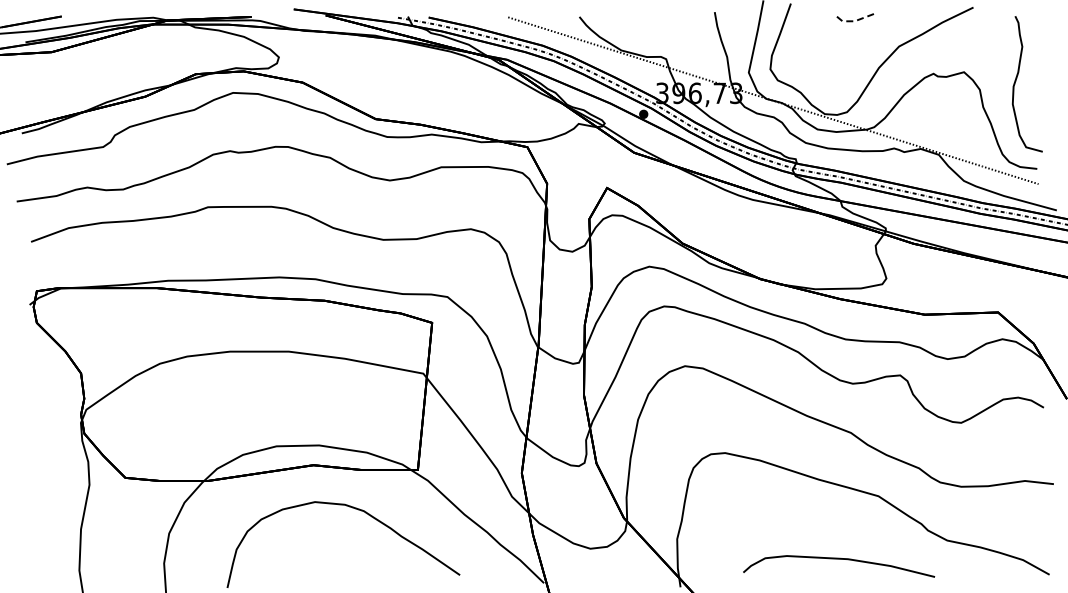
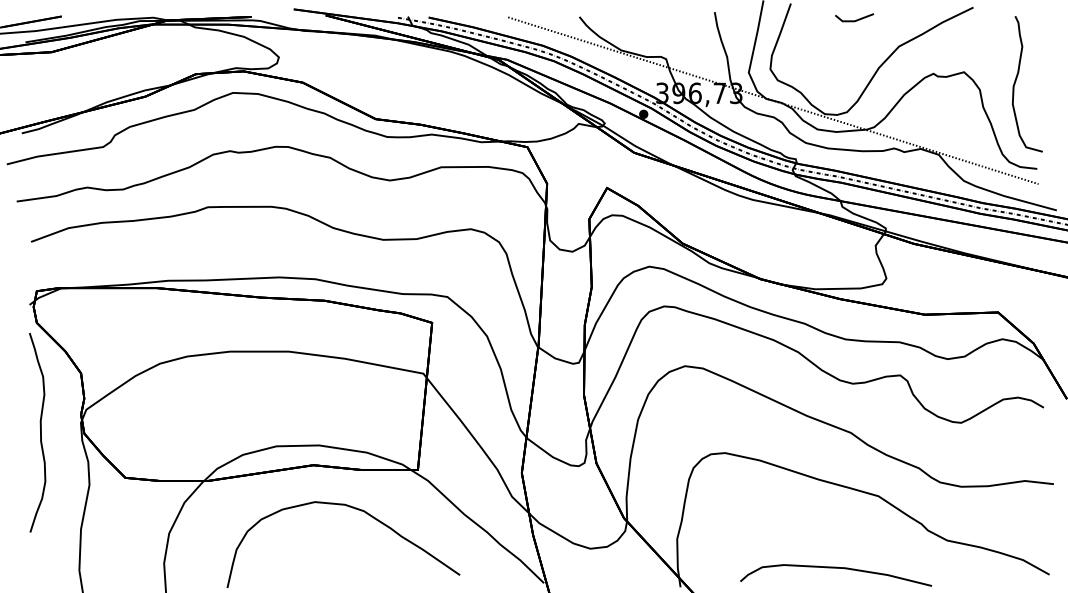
line: dashed -> solid (853, 21)
curve: none -> present (40, 432)
curve position: (839, 559) -> (836, 568) (836, 568)
